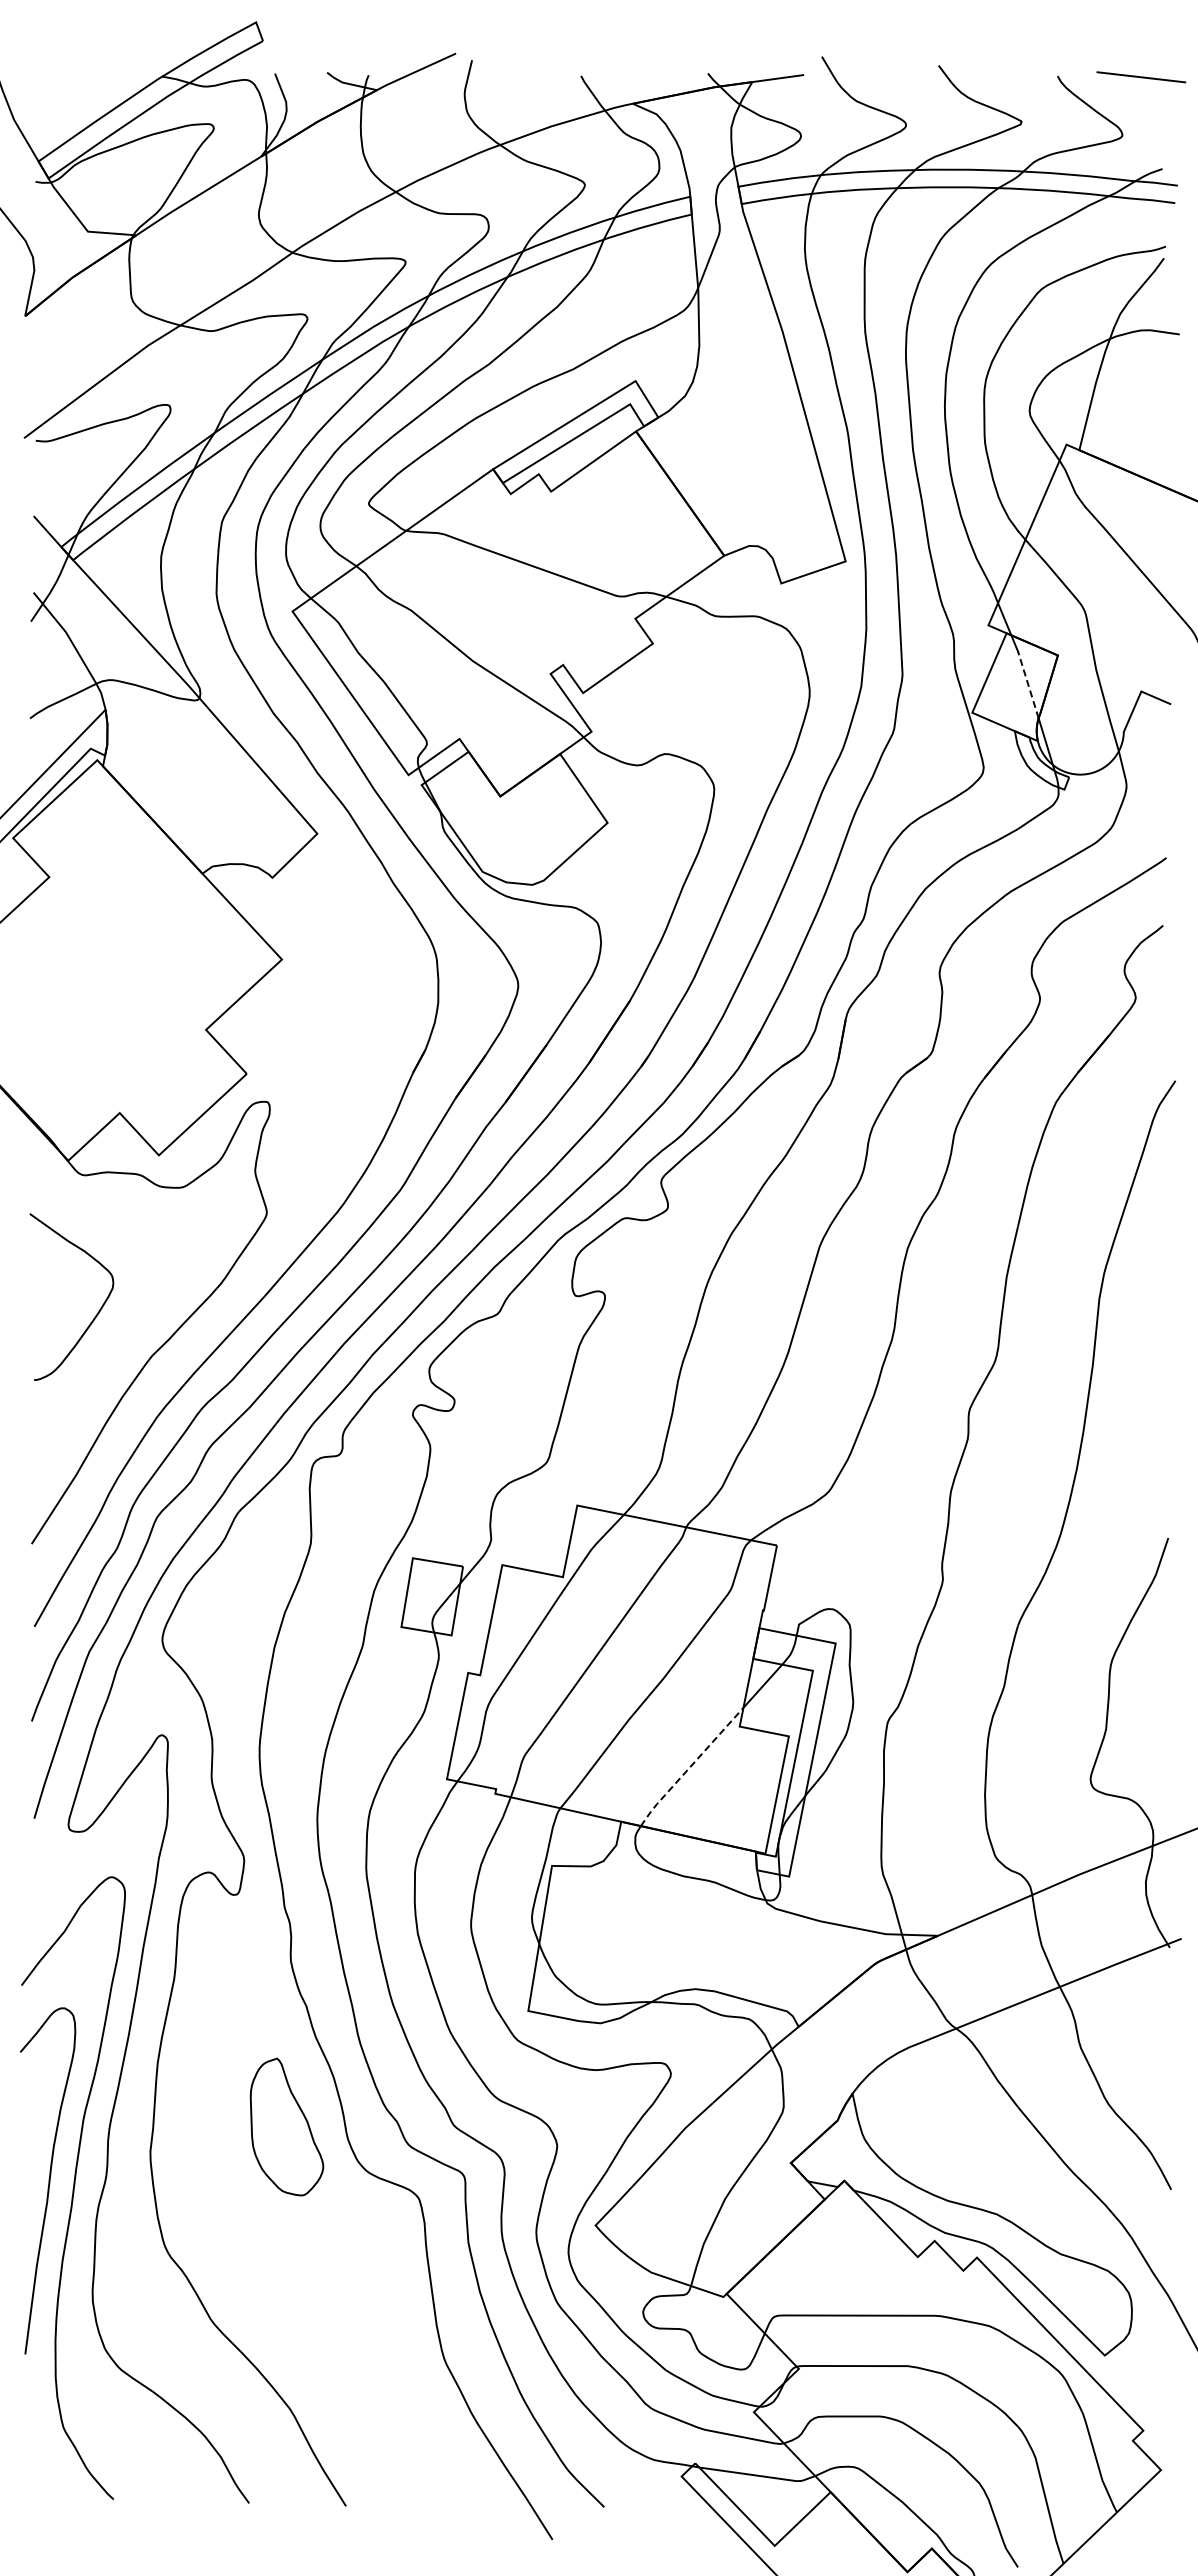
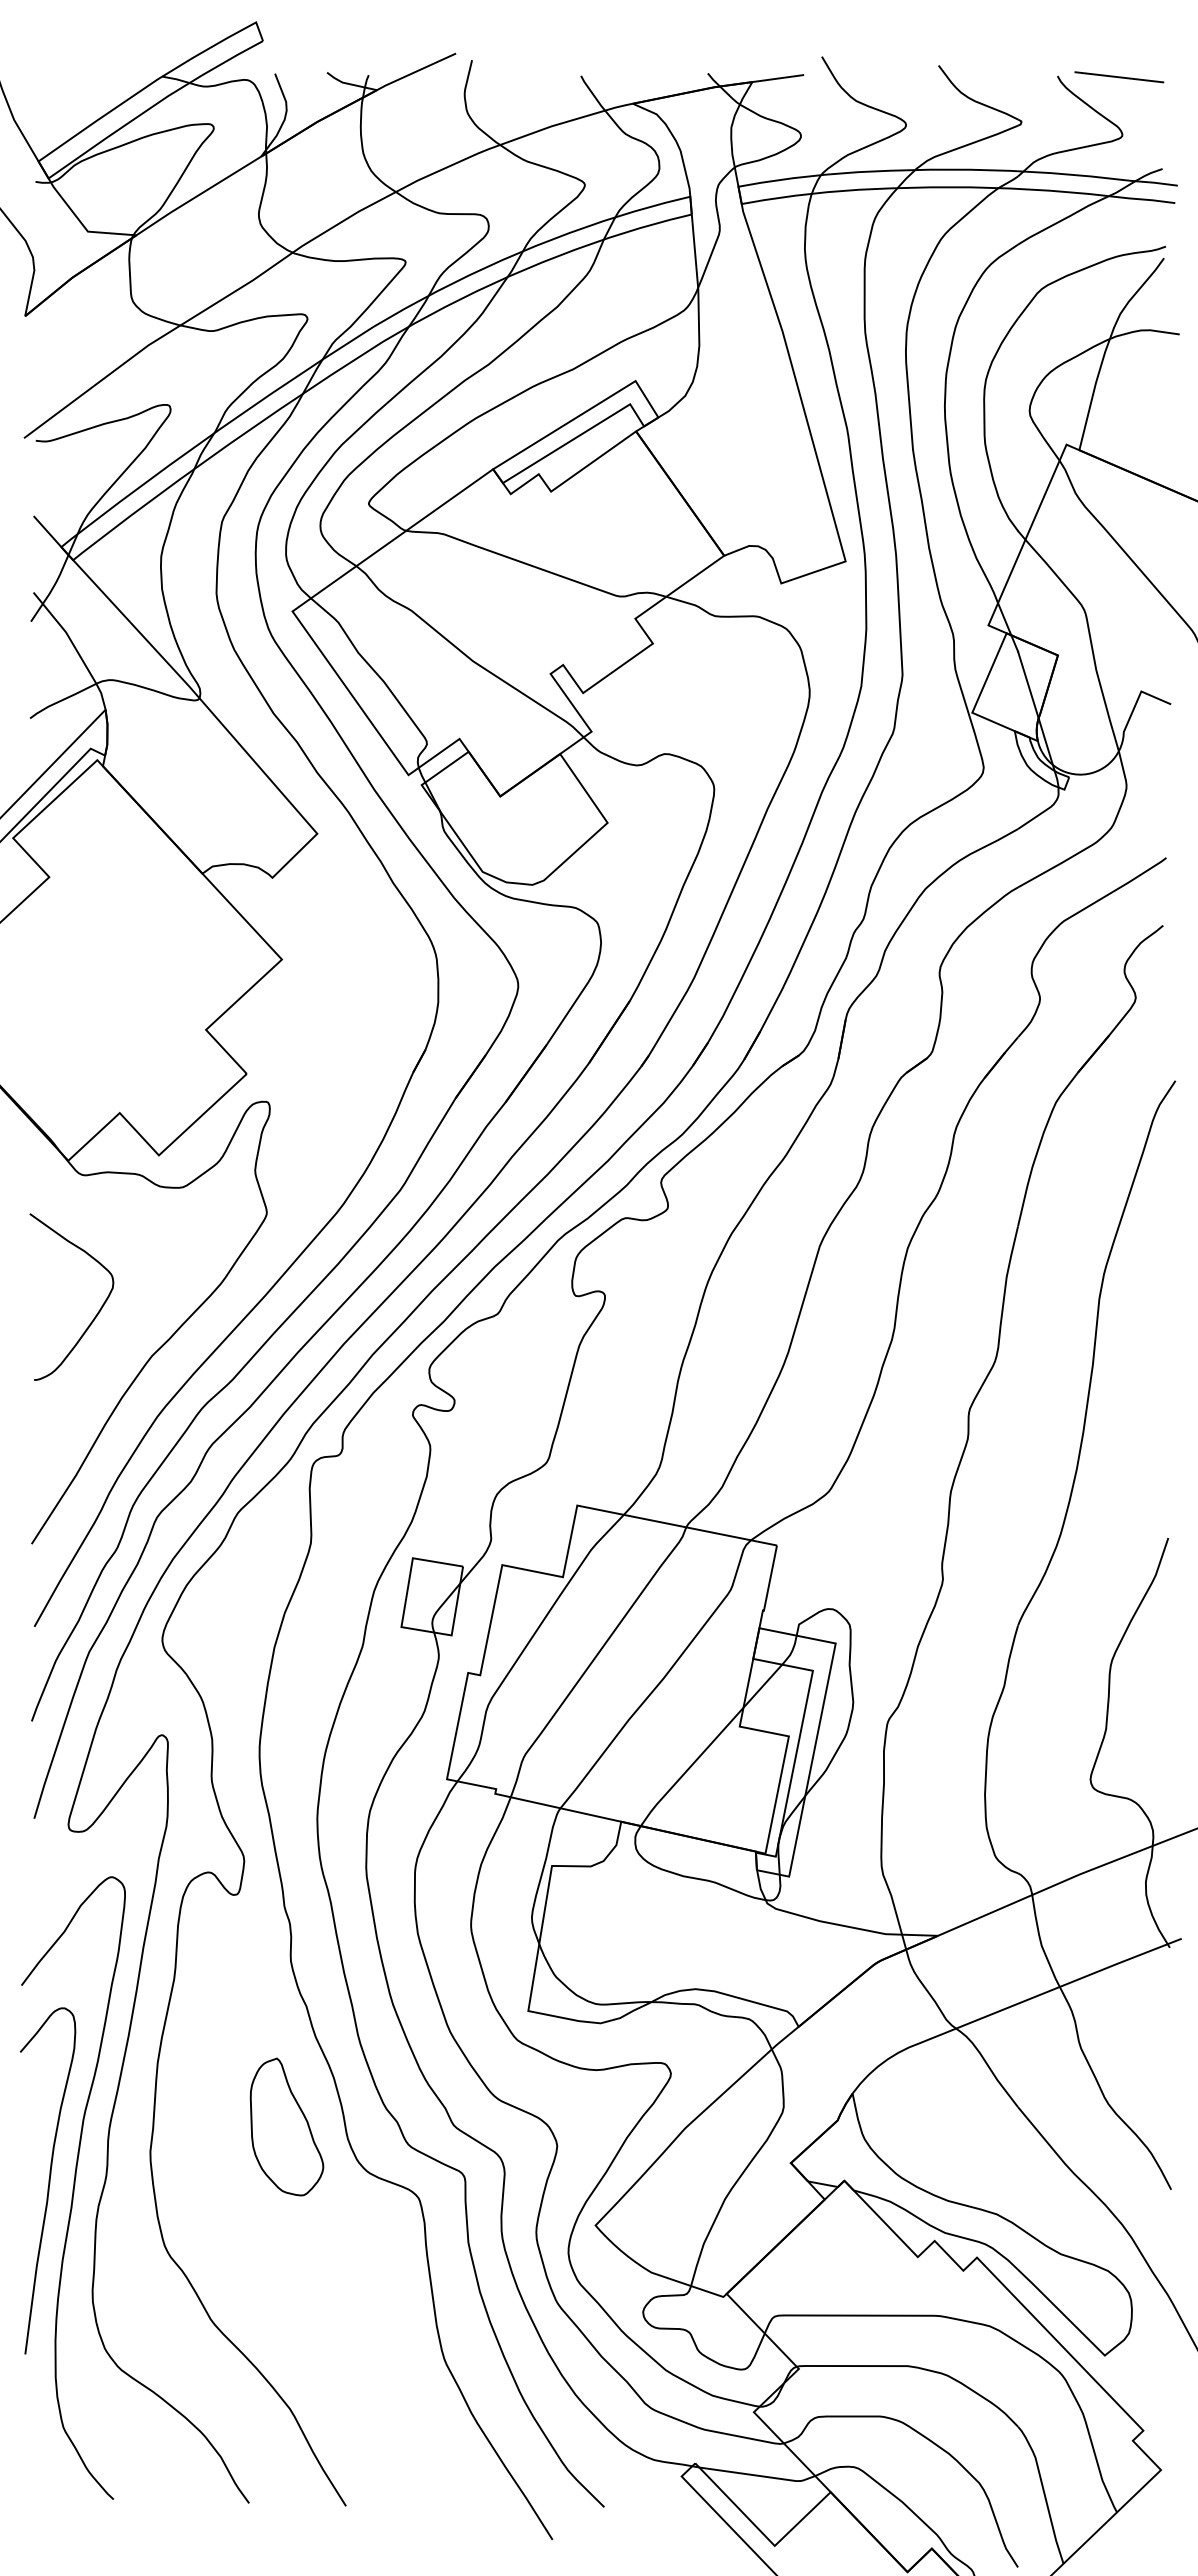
line position: (1141, 77) -> (1119, 77) (1119, 77)
line: dashed -> solid (1028, 684)
line: dashed -> solid (690, 1767)
